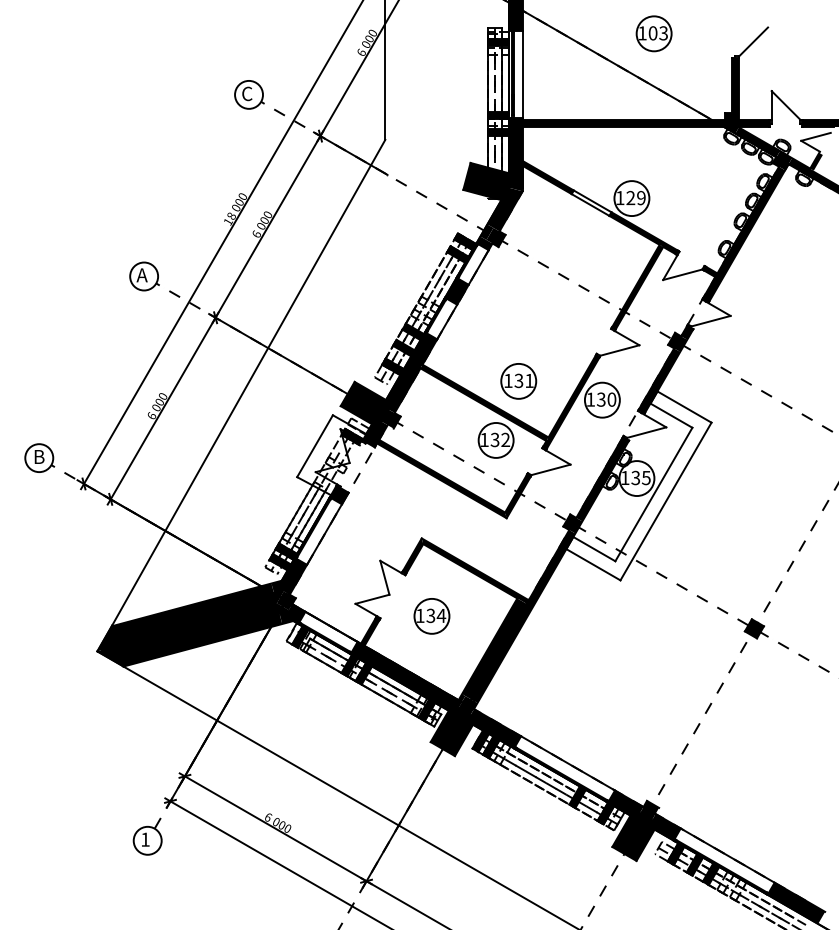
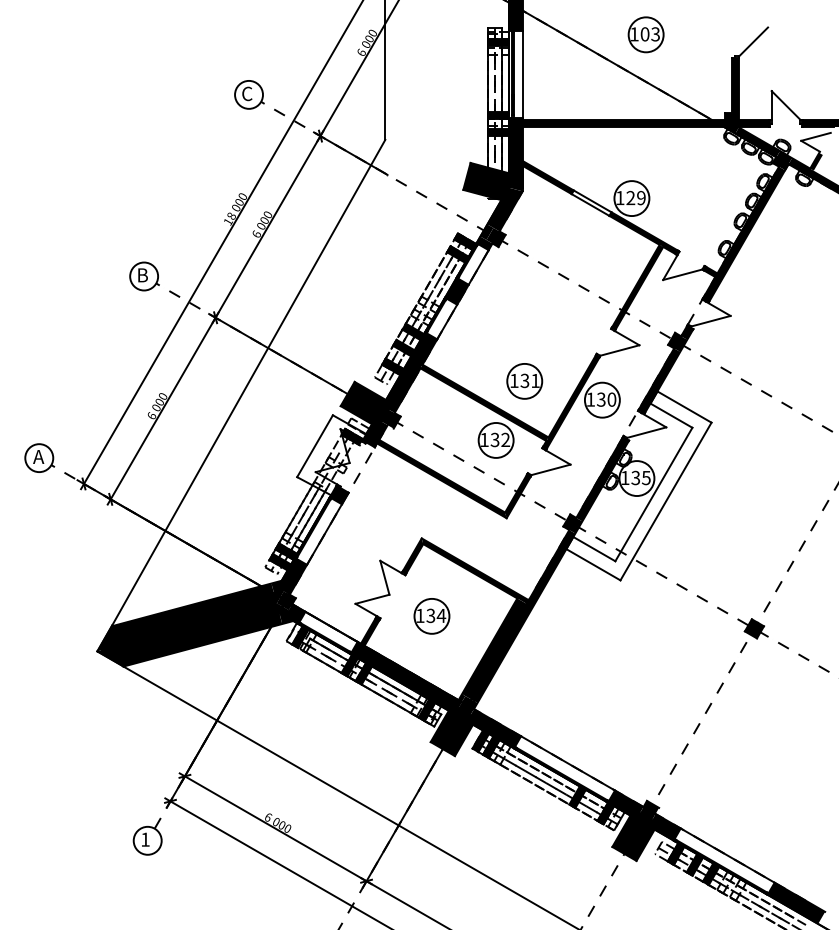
part position: (653, 33) -> (645, 34) (645, 34)
text: А -> B (141, 275)
part position: (518, 381) -> (524, 381) (524, 381)
text: B -> А (38, 456)
